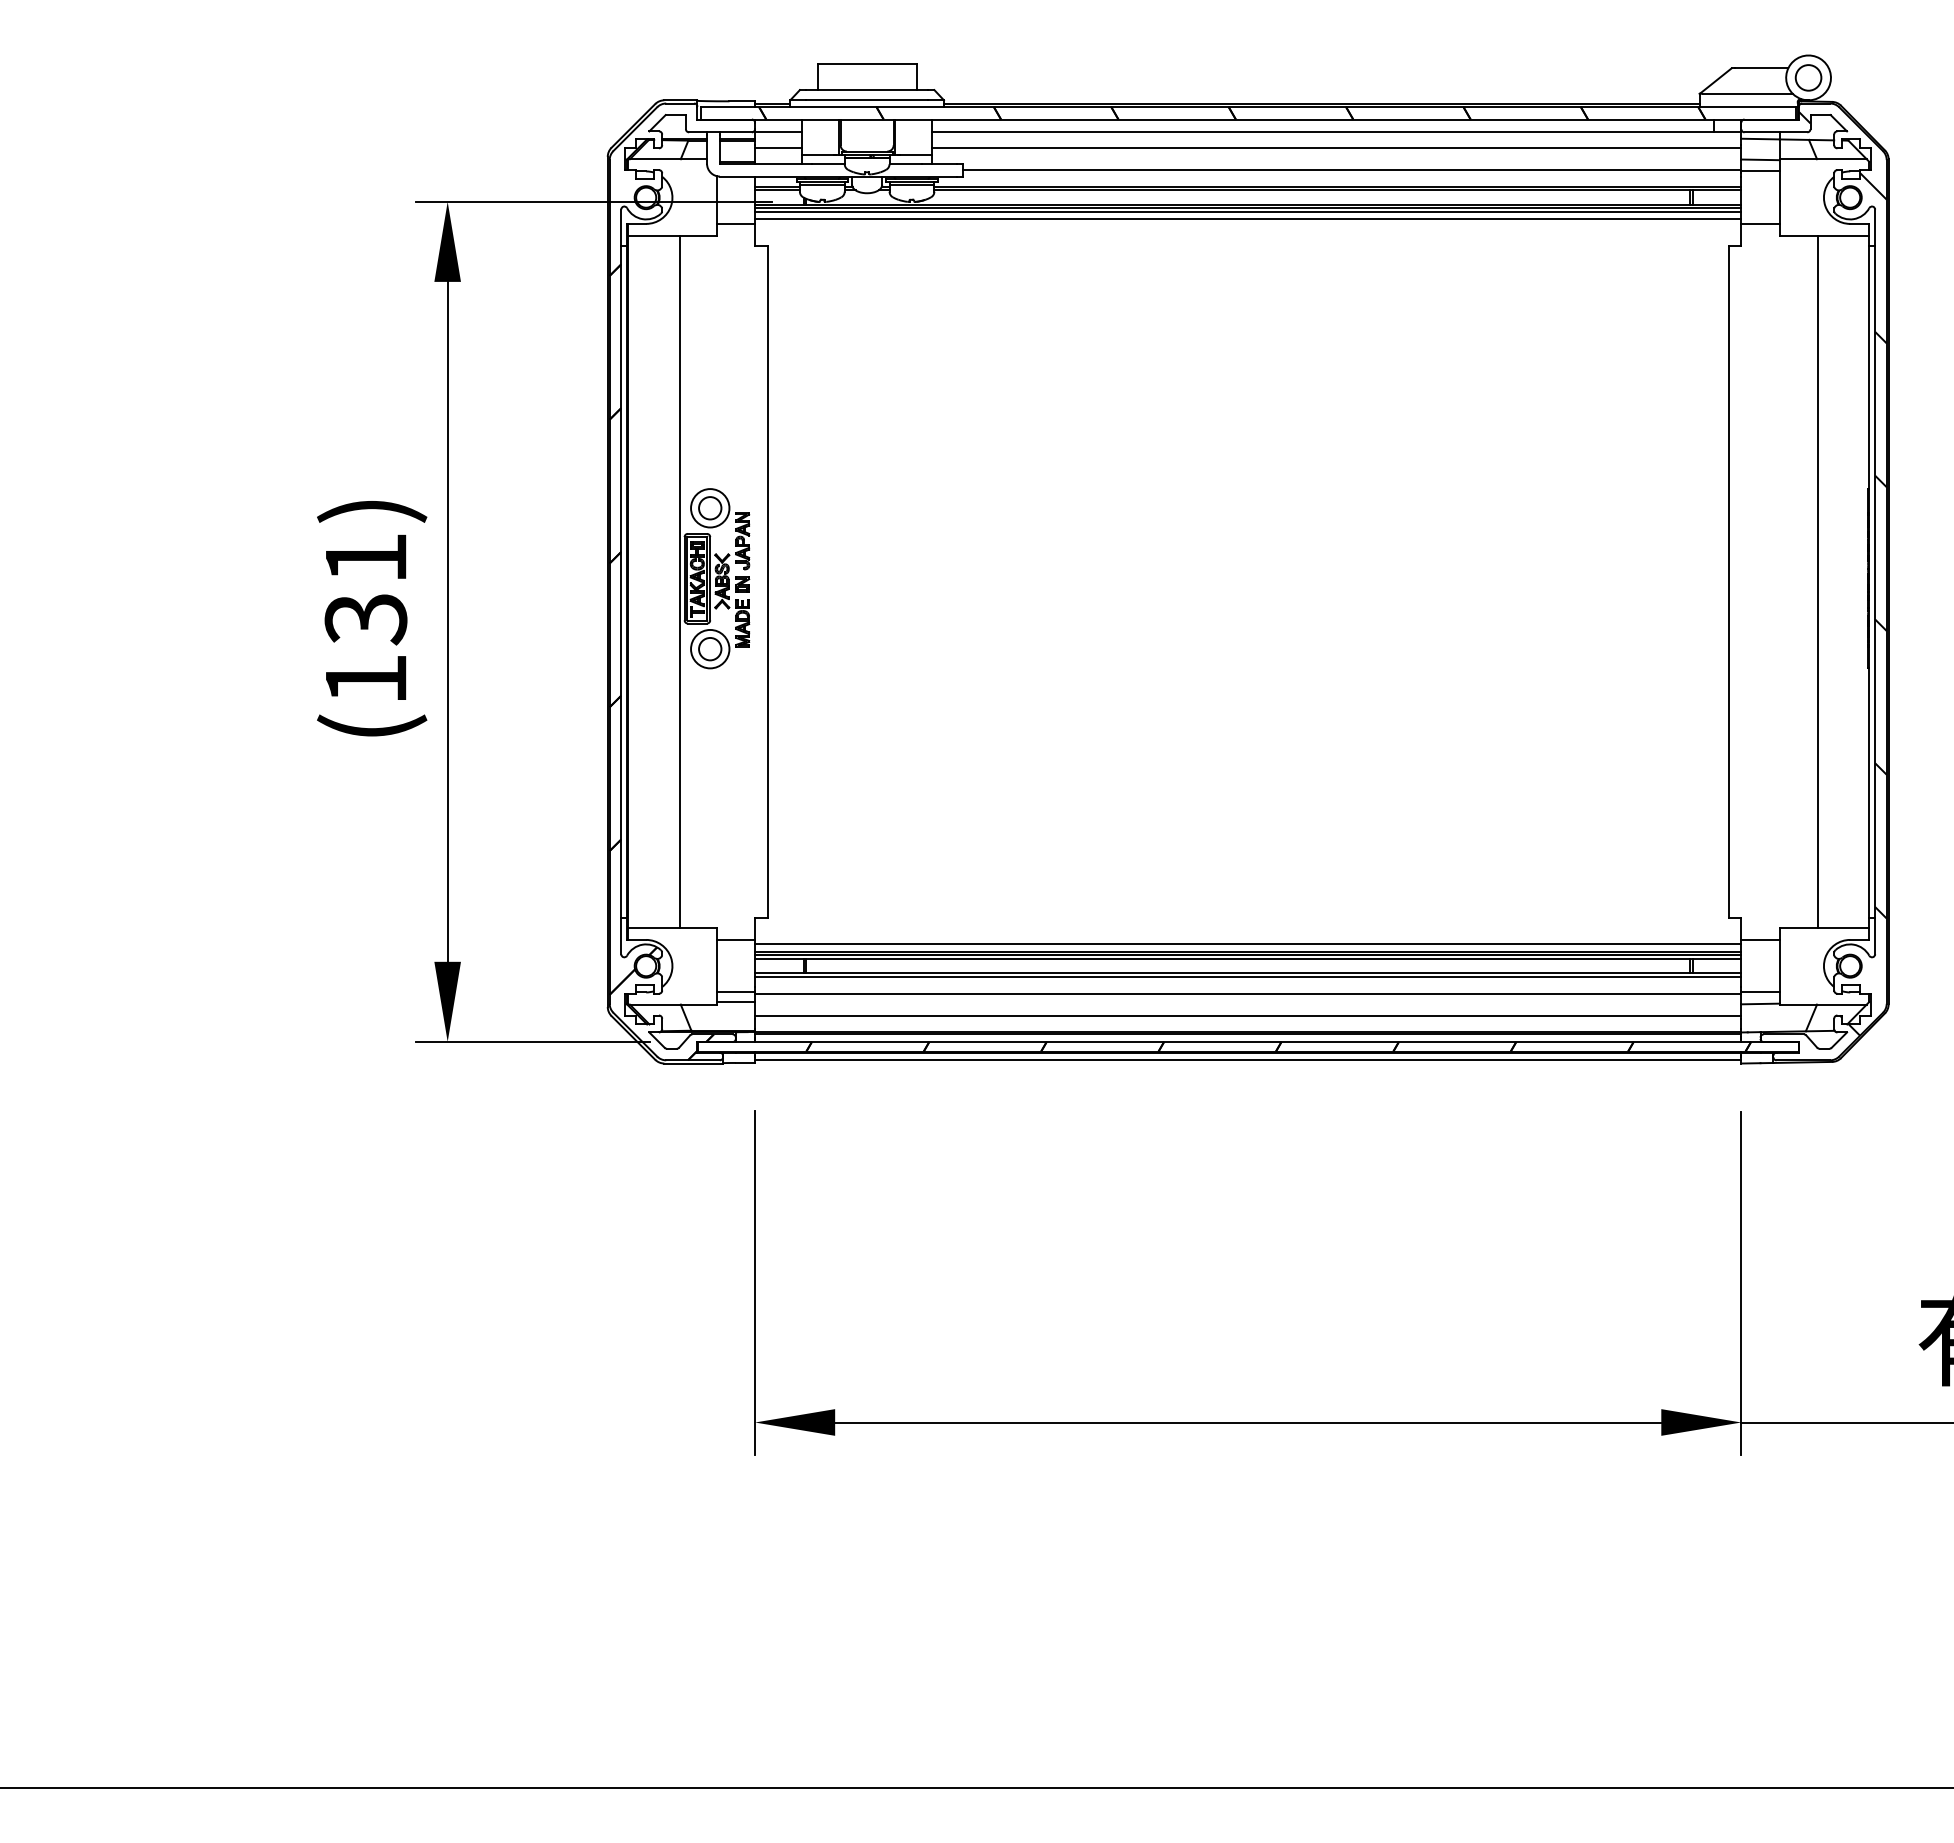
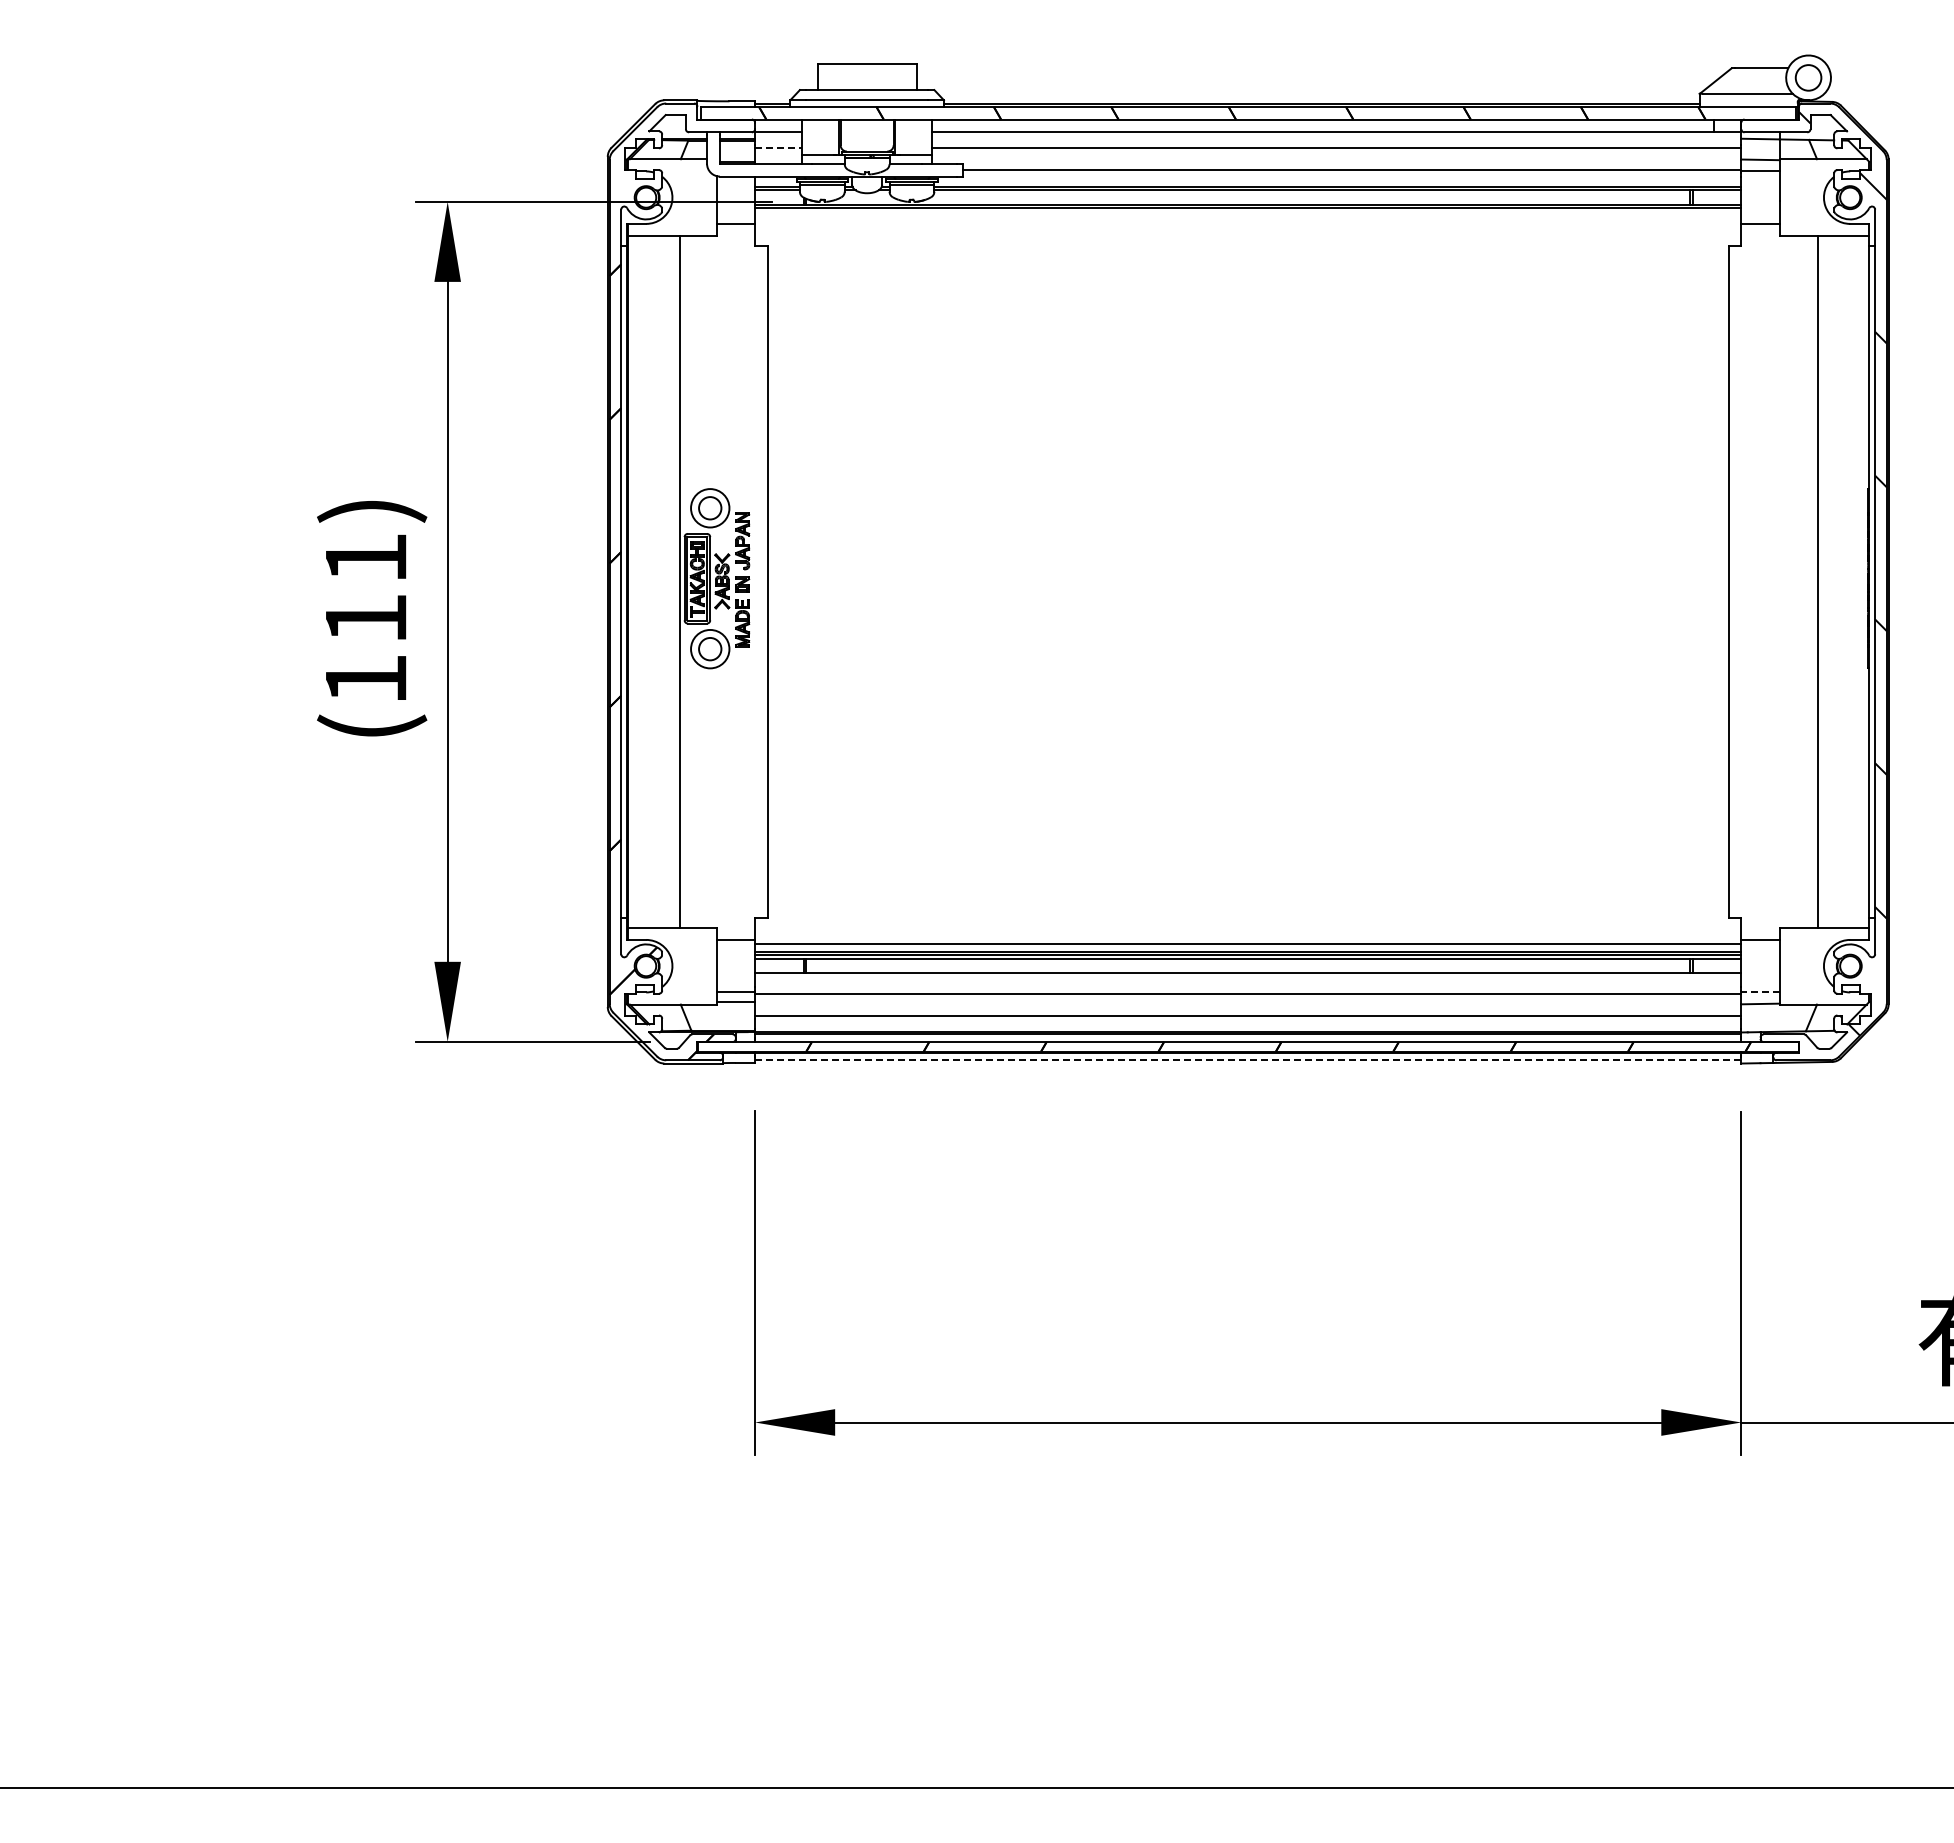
line: solid -> dashed (778, 148)
line: present -> none (1248, 211)
line: present -> none (1248, 219)
text: (131) -> (111) (365, 619)
line: present -> none (1248, 976)
line: solid -> dashed (1760, 992)
line: solid -> dashed (1248, 1060)
